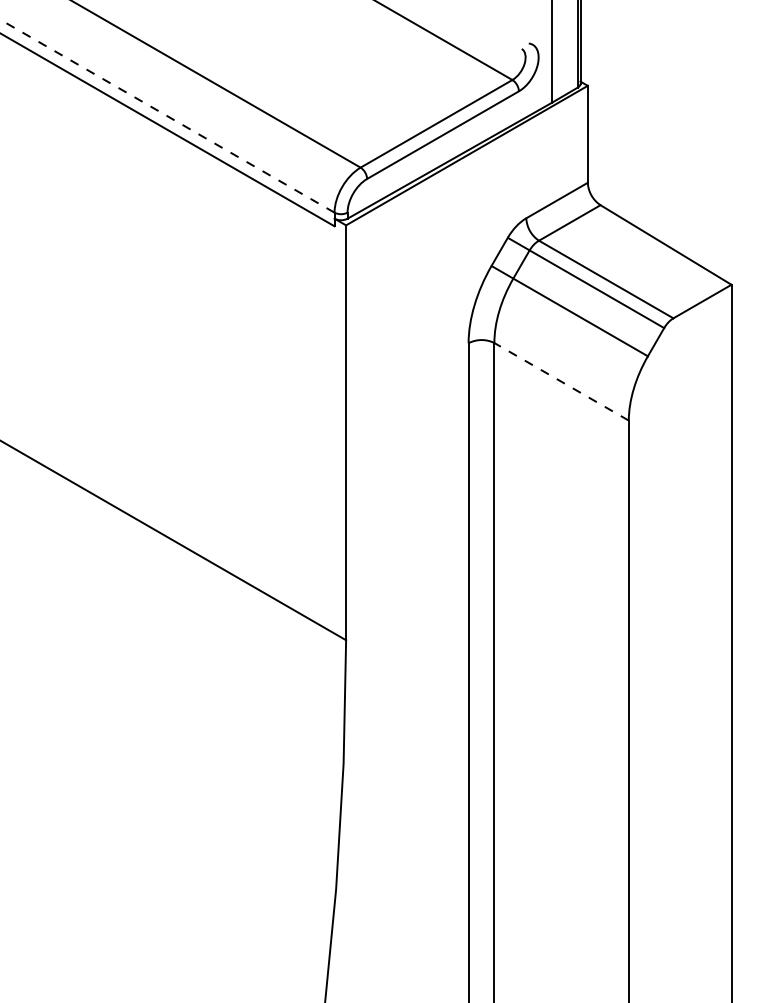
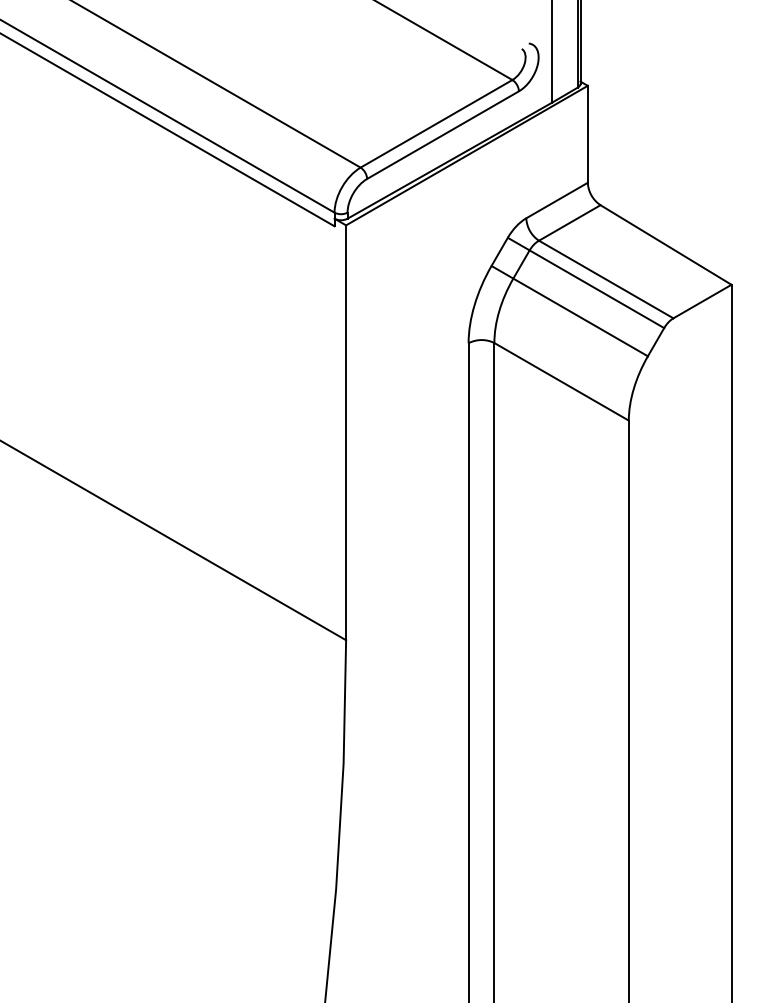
line: dashed -> solid (167, 116)
line: dashed -> solid (561, 381)
